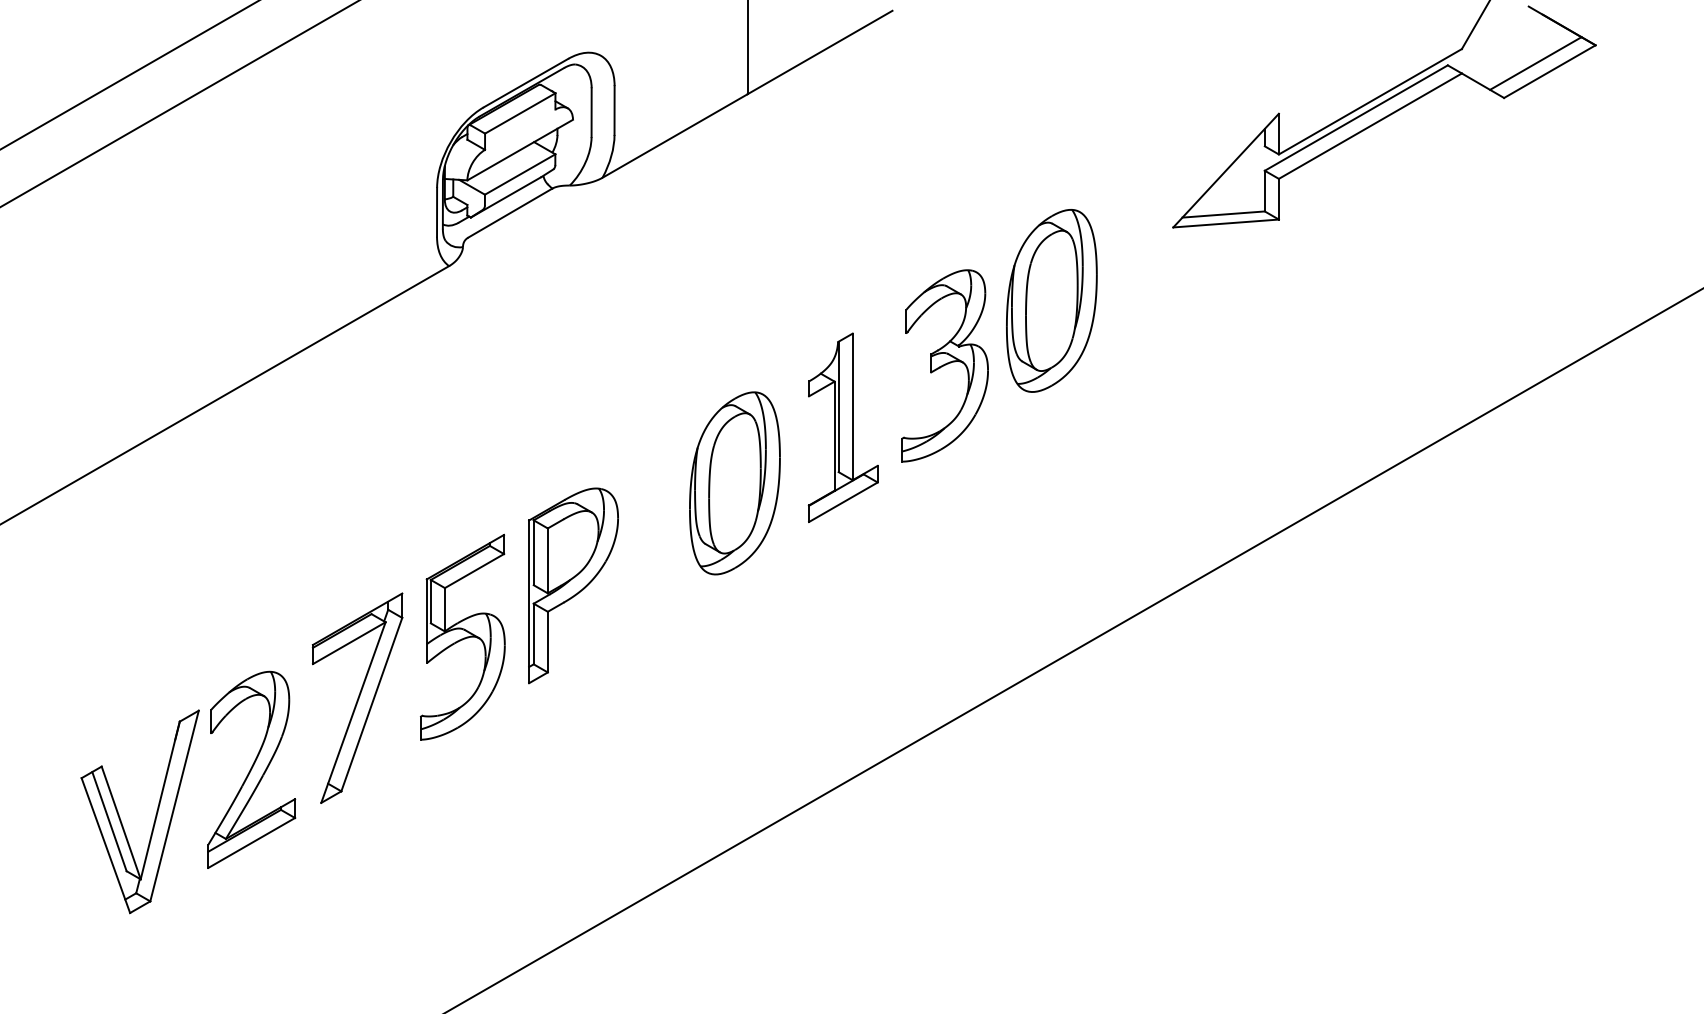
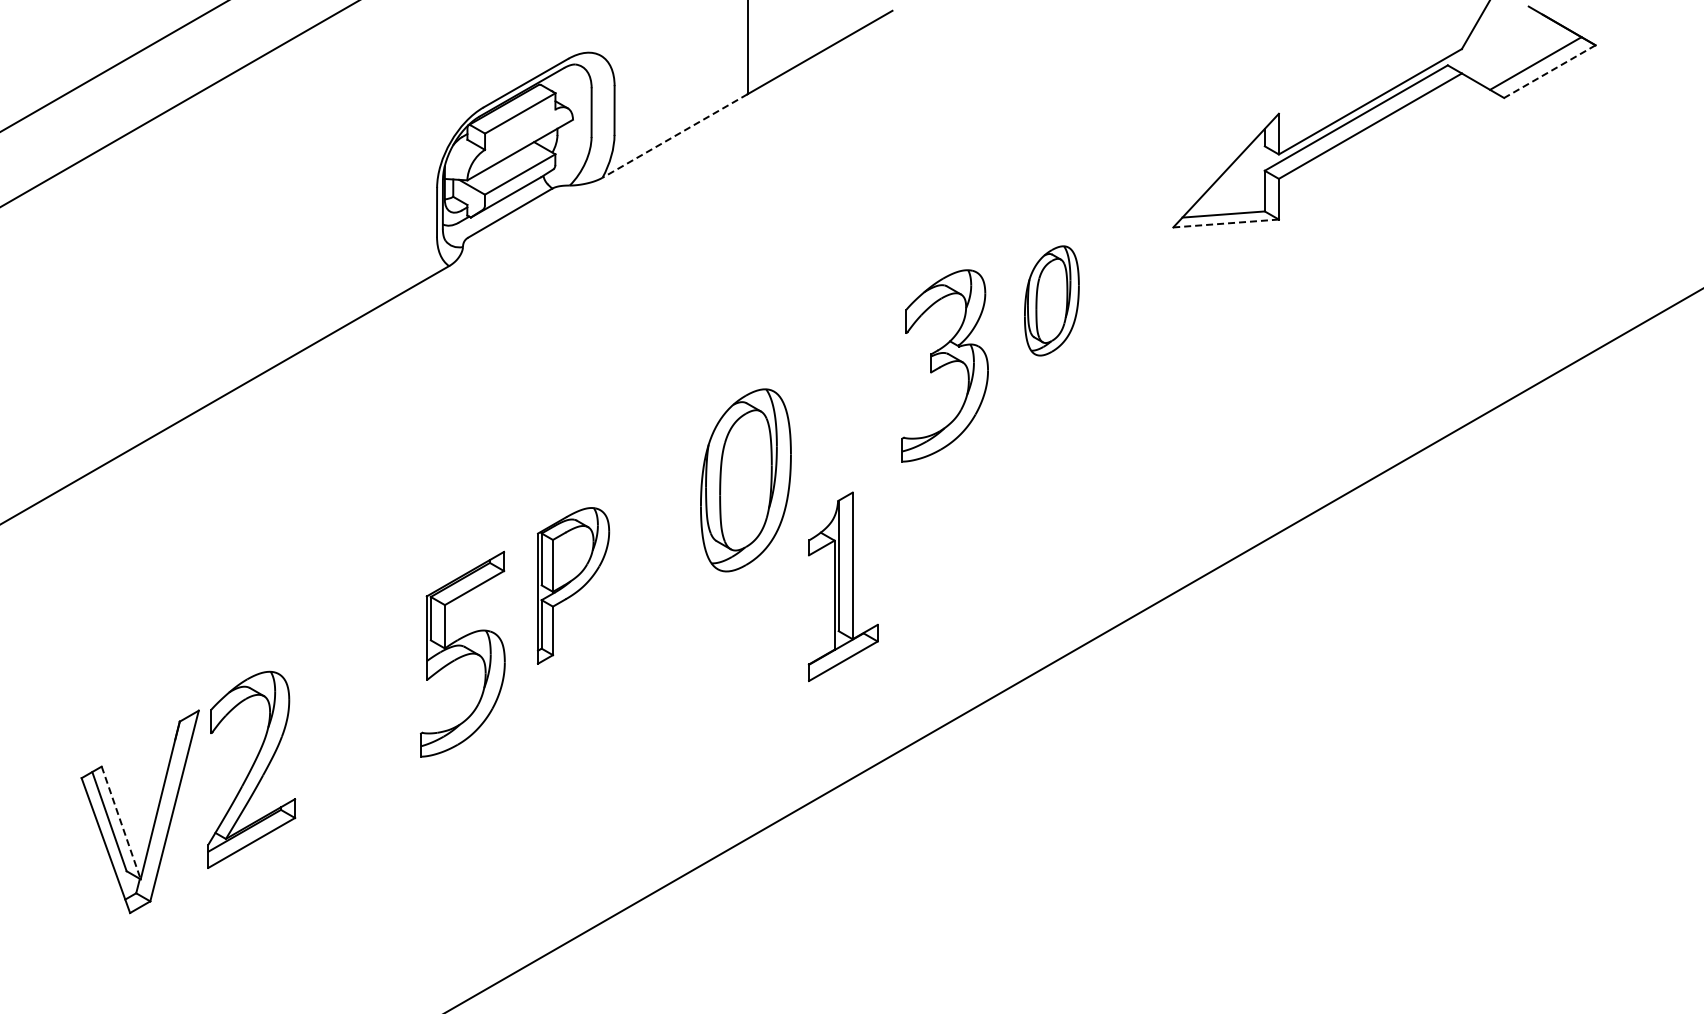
line: solid -> dashed (1549, 71)
line position: (129, 75) -> (113, 66) (113, 66)
line: solid -> dashed (675, 136)
line: solid -> dashed (1226, 223)
part size: 92x184 px -> 56x112 px (1051, 300)
part position: (842, 427) -> (842, 586) (842, 586)
part position: (734, 483) -> (745, 480) (745, 480)
part size: 91x198 px -> 74x158 px (573, 585)
part position: (462, 636) -> (462, 653) (462, 653)
part: present -> none (357, 697)
line: solid -> dashed (121, 822)
